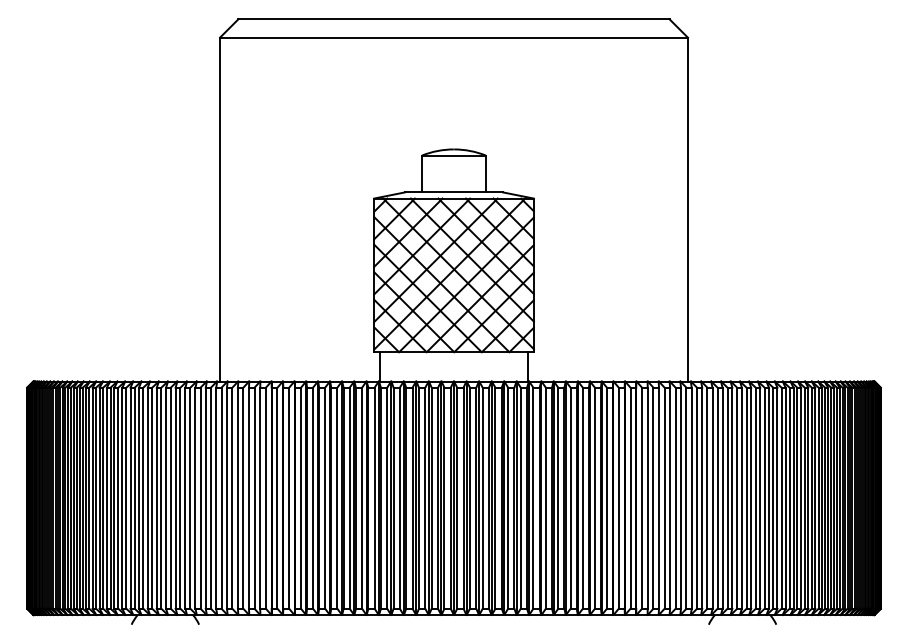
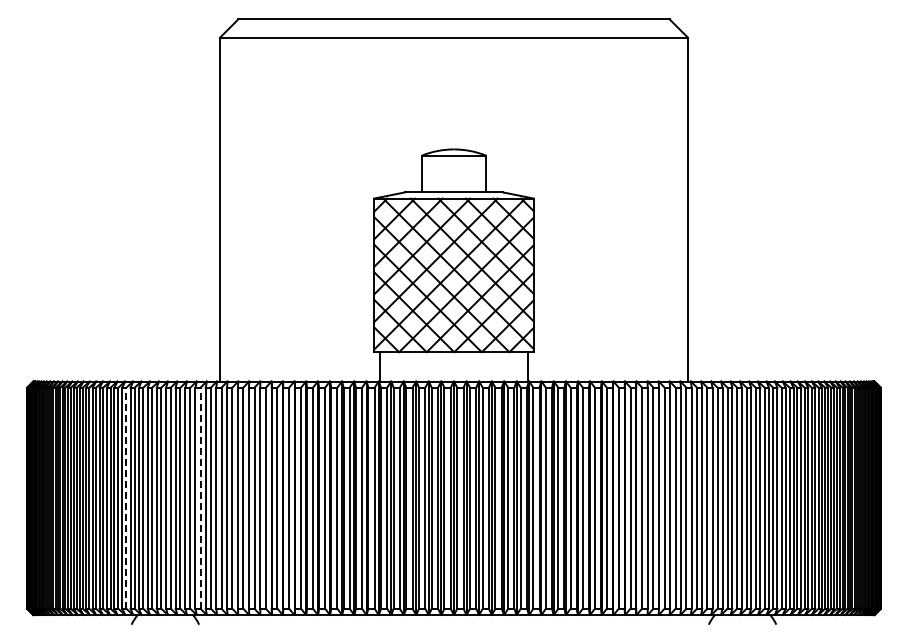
line: solid -> dashed (126, 498)
line: solid -> dashed (200, 498)
